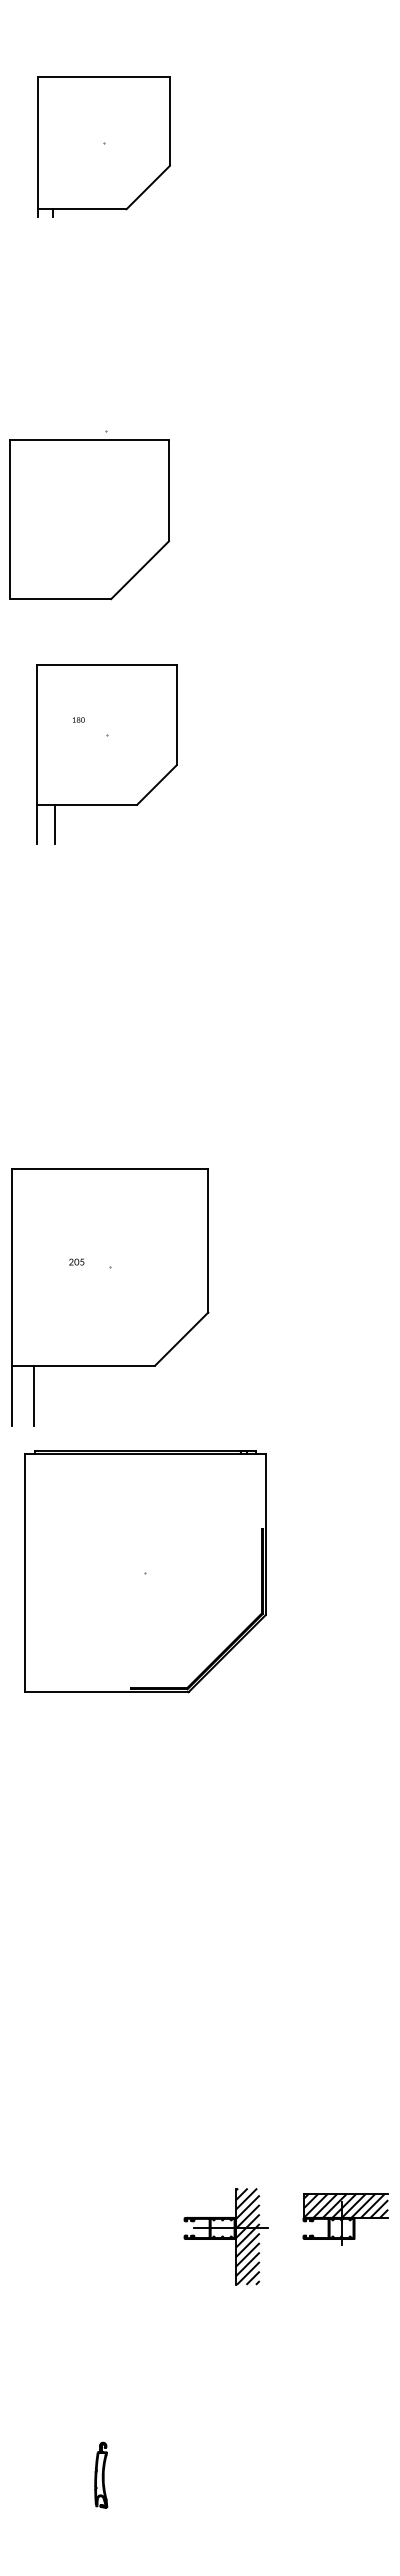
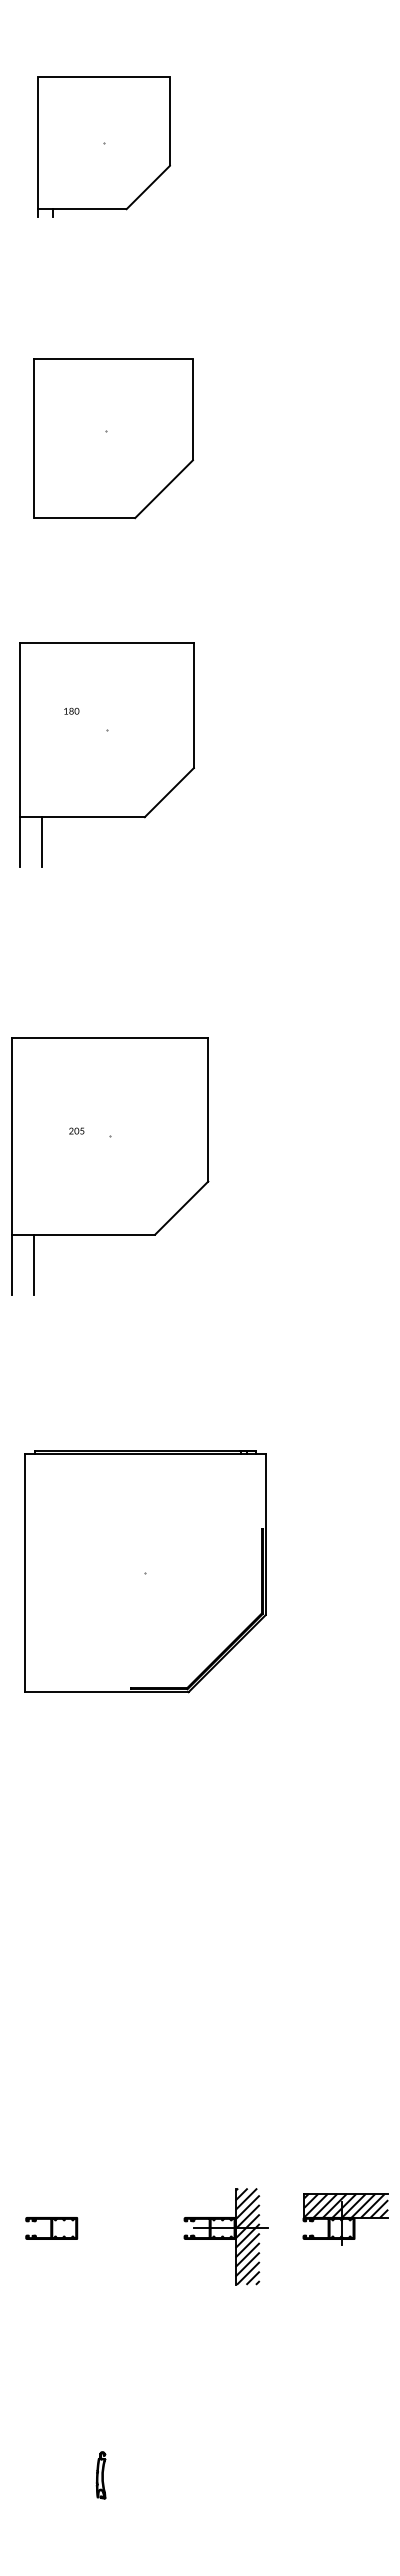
part position: (89, 519) -> (113, 438) (113, 438)
part size: 142x181 px -> 176x226 px (106, 754)
part position: (110, 1297) -> (110, 1166) (110, 1166)
part: none -> present (51, 2228)
part size: 15x68 px -> 12x49 px (100, 2475)
